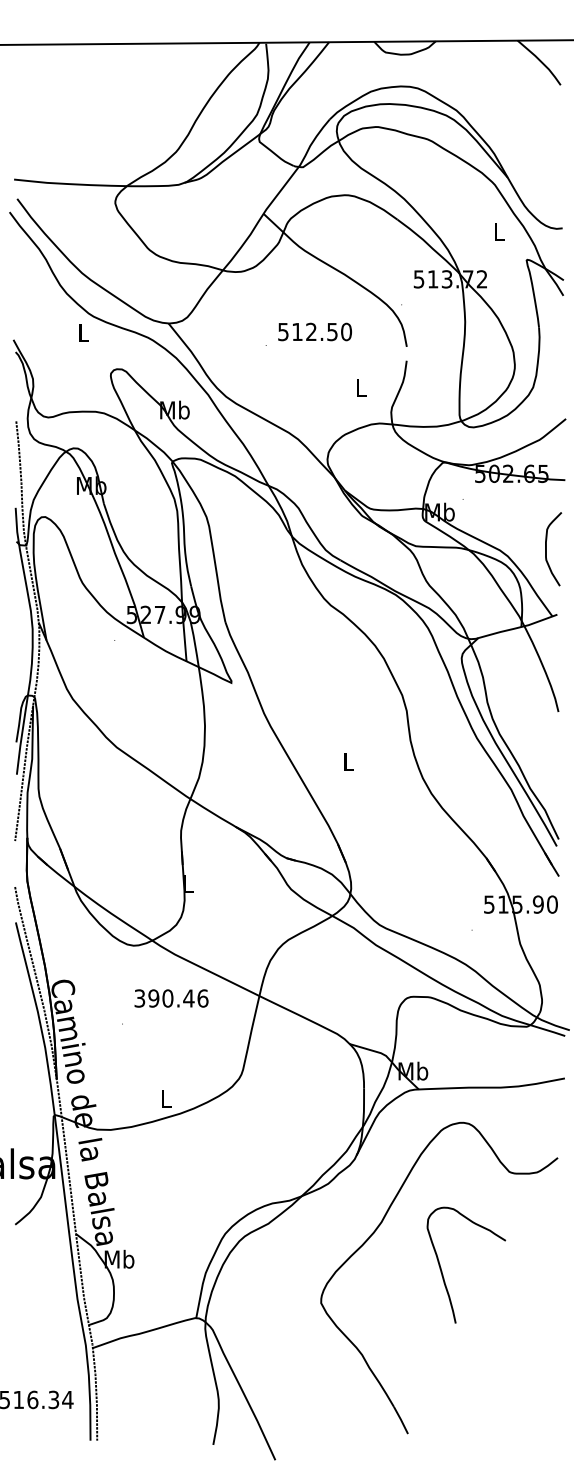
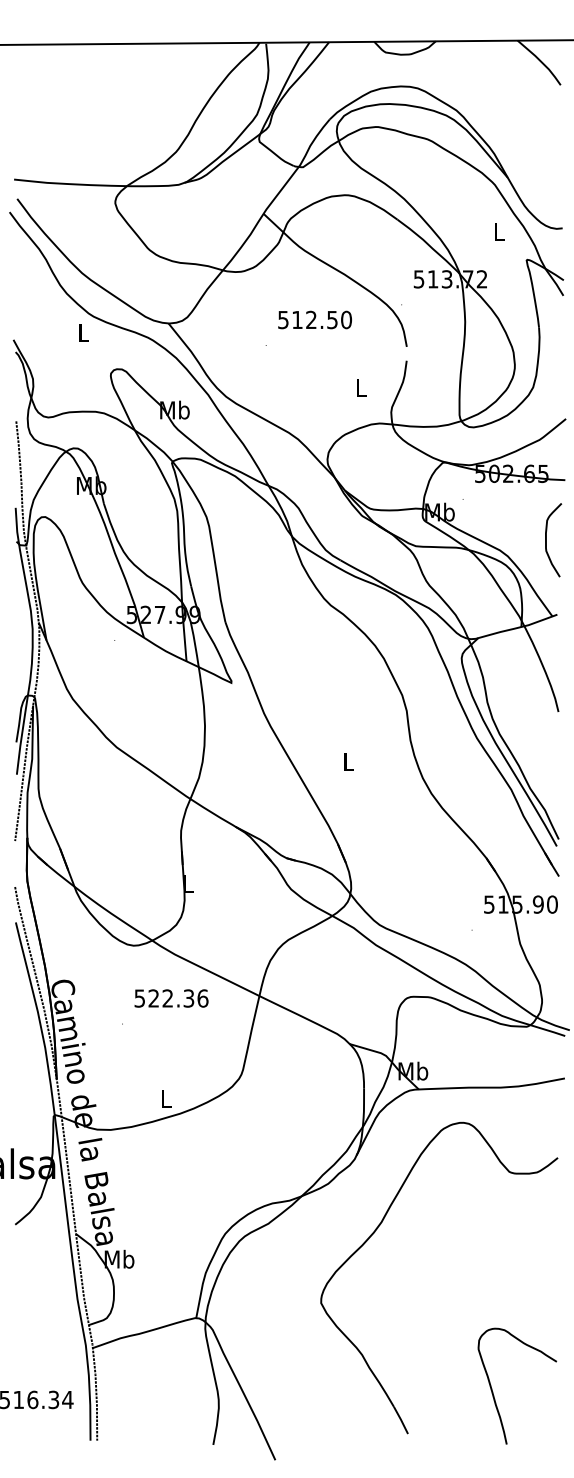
text position: (314, 331) -> (314, 319) (314, 319)
curve position: (546, 549) -> (546, 540) (546, 540)
text: 390.46 -> 522.36 (164, 998)
curve position: (442, 1270) -> (493, 1391) (493, 1391)
